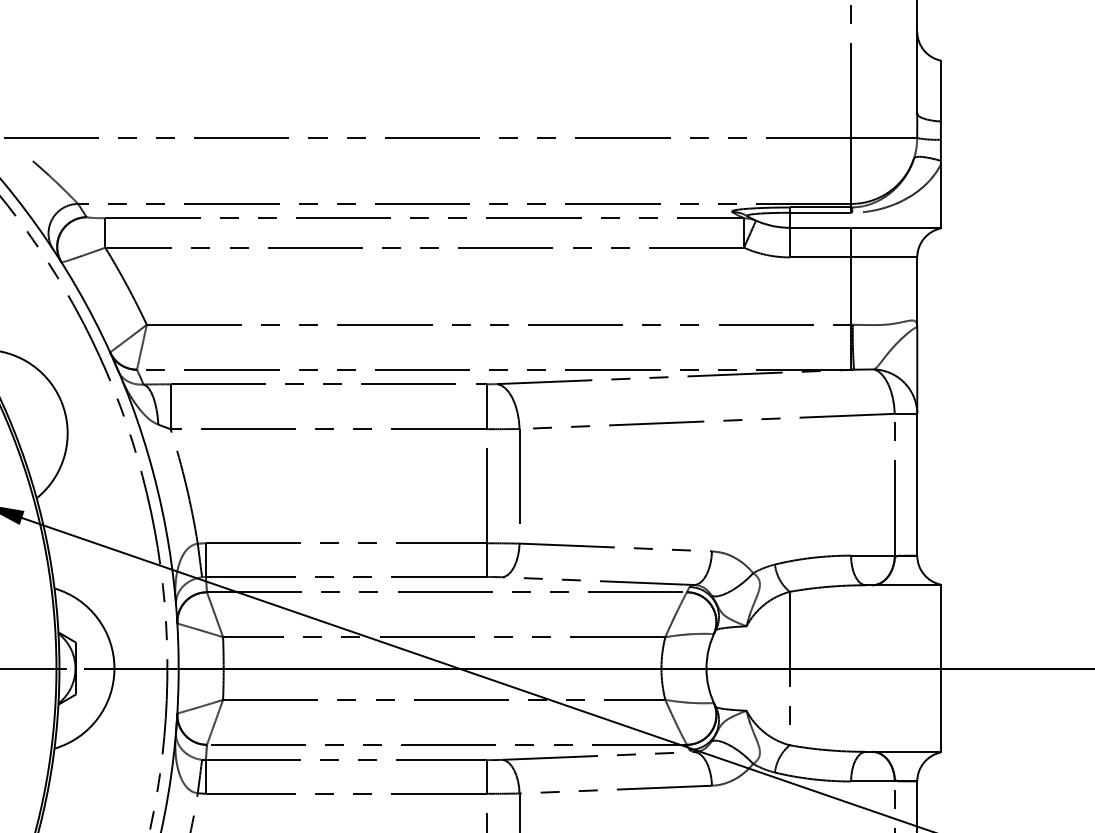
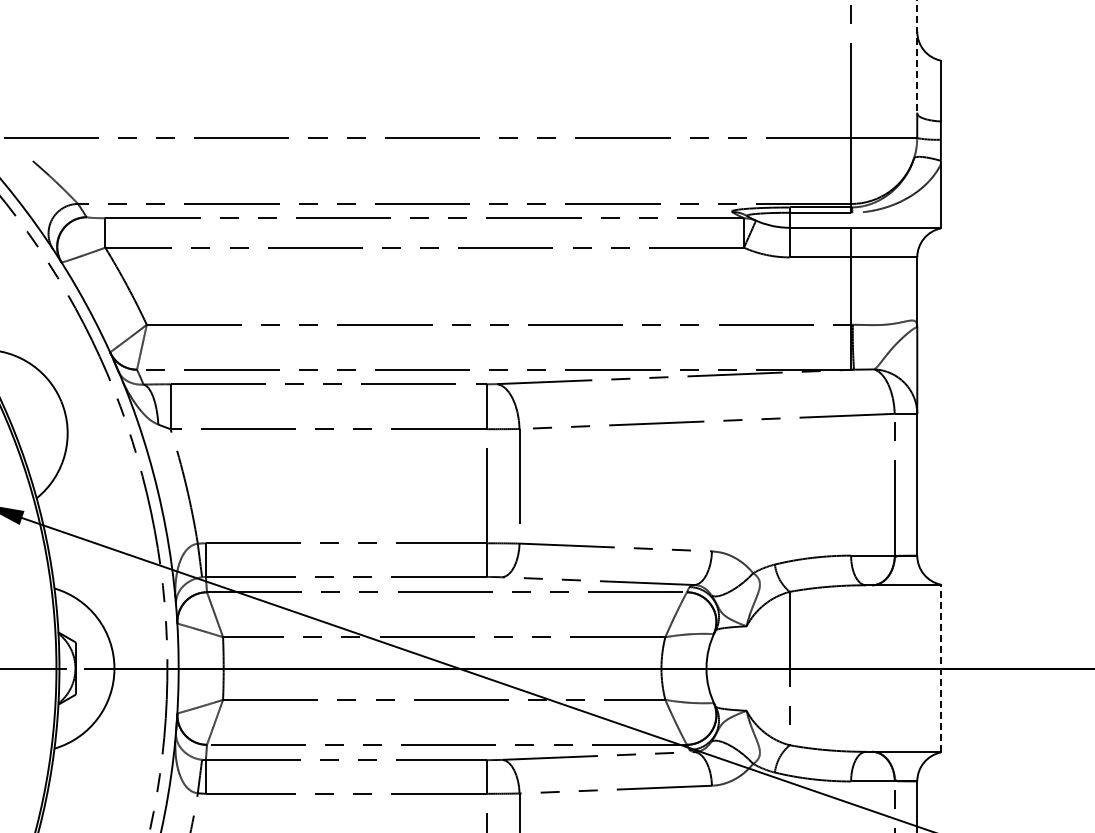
line: solid -> dashed (917, 57)
line: solid -> dashed (940, 668)
